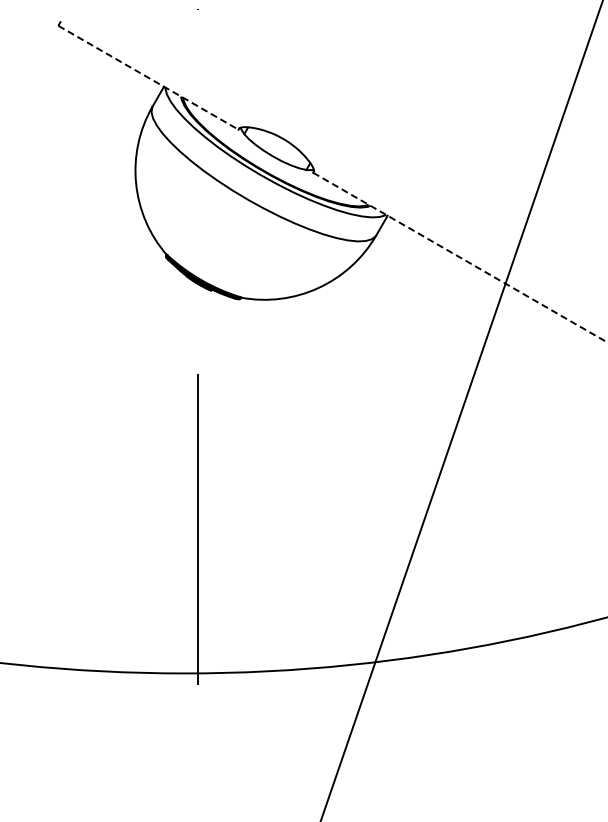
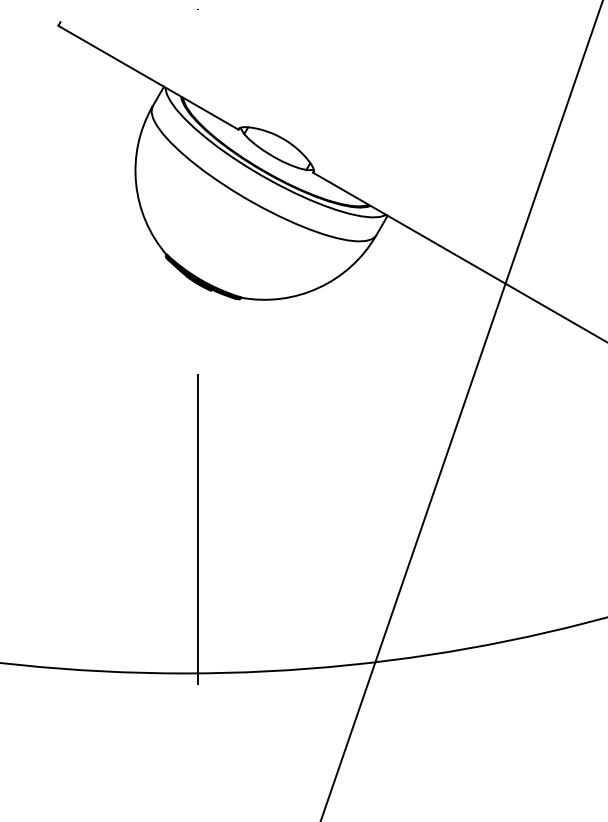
line: dashed -> solid (148, 77)
line: dashed -> solid (460, 257)
